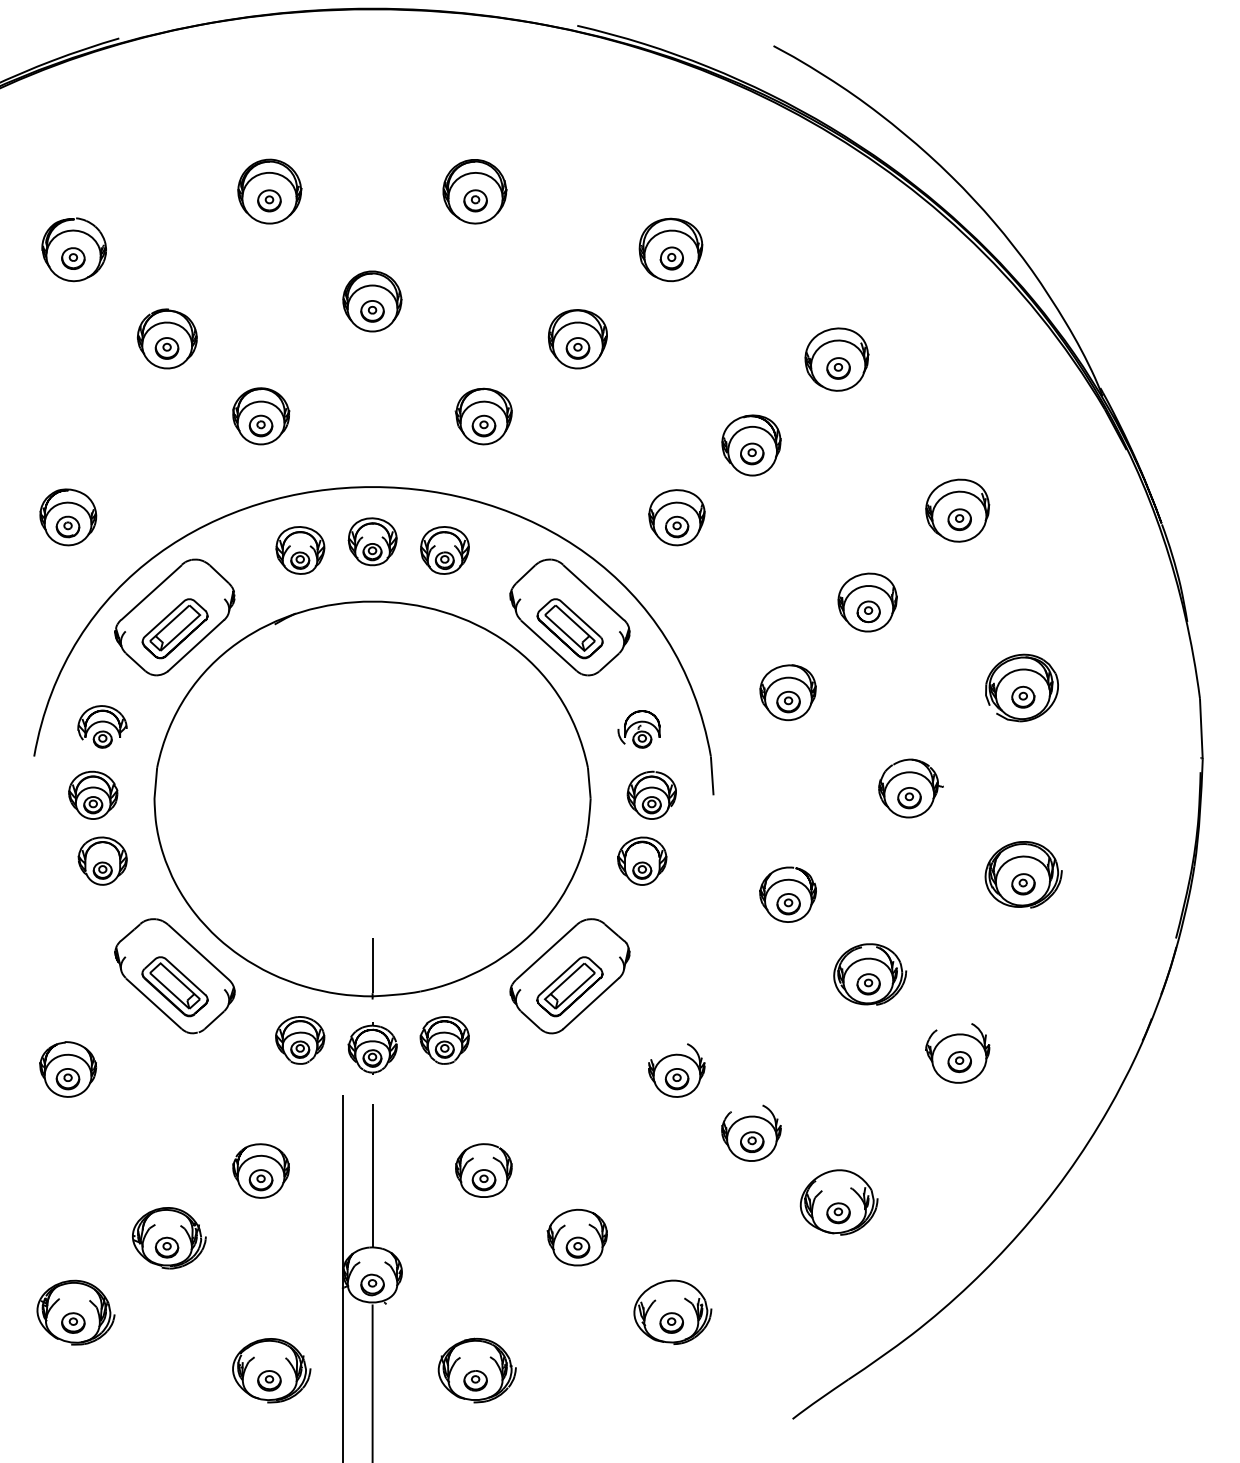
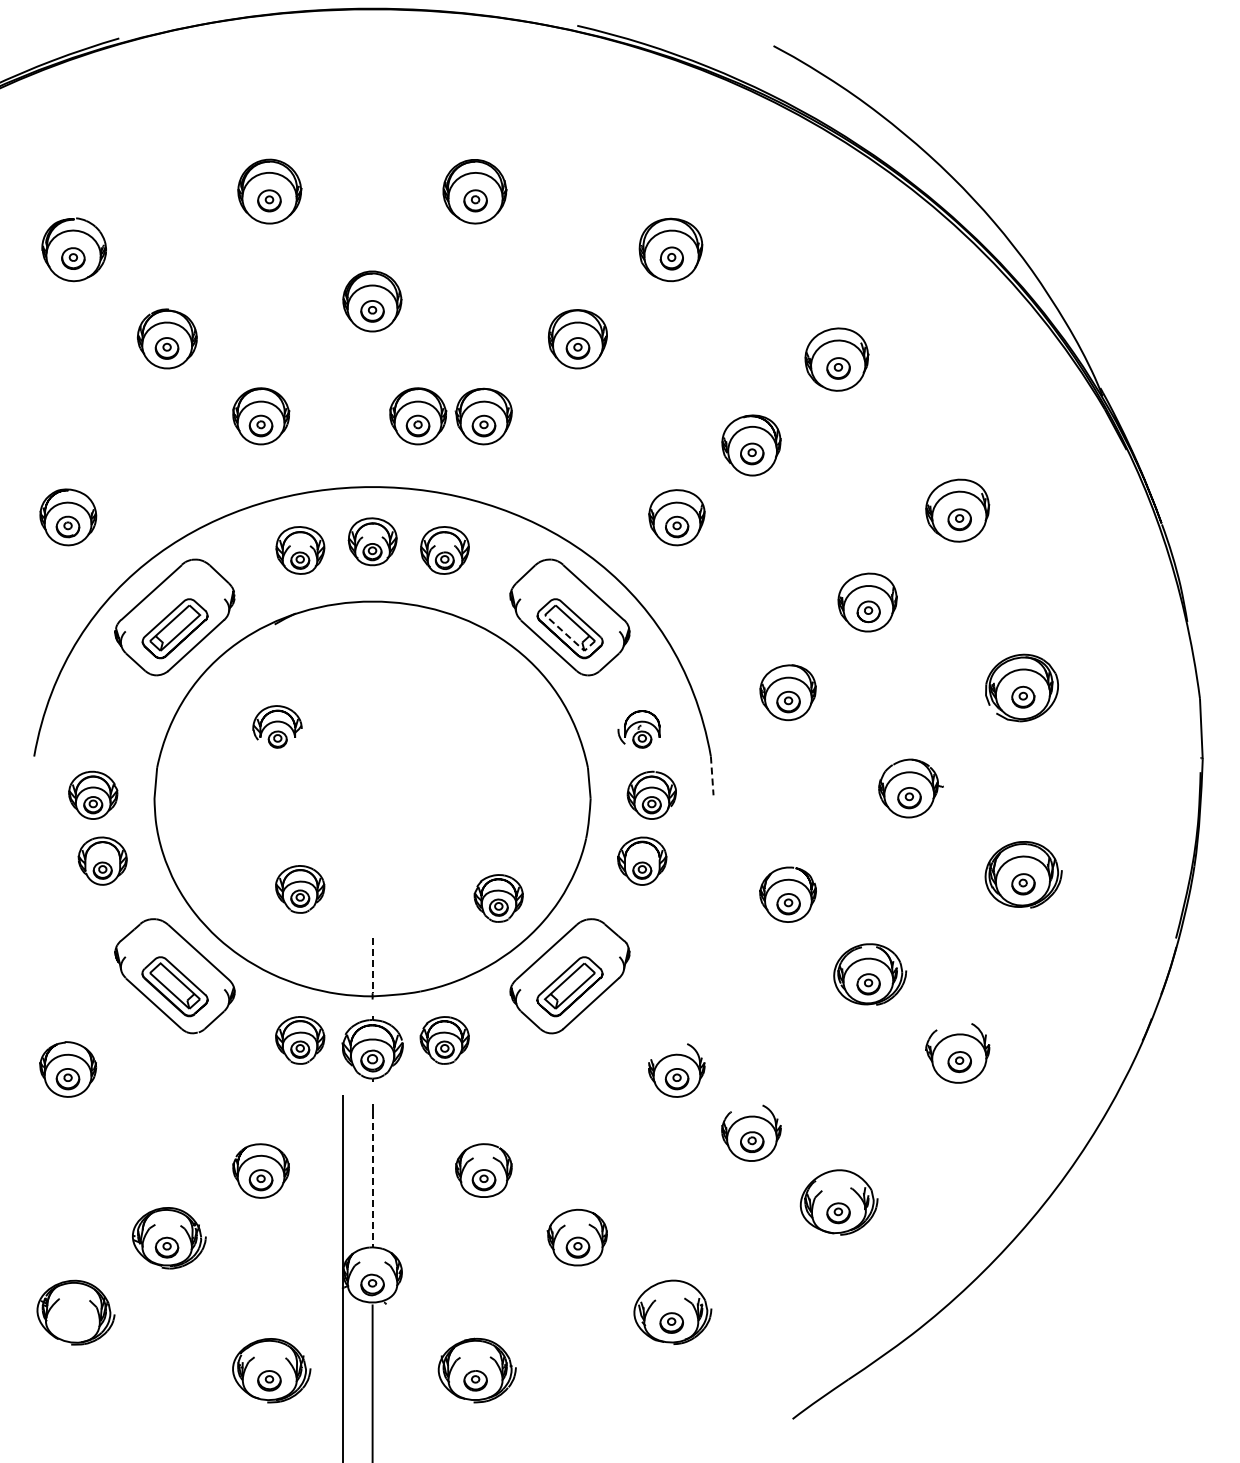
part: none -> present (418, 416)
line: solid -> dashed (570, 638)
part position: (102, 726) -> (277, 726) (277, 726)
line: solid -> dashed (712, 776)
part: none -> present (300, 889)
part: none -> present (498, 898)
line: solid -> dashed (372, 965)
part size: 51x53 px -> 63x66 px (372, 1048)
line: solid -> dashed (372, 1178)
part: present -> none (73, 1322)
